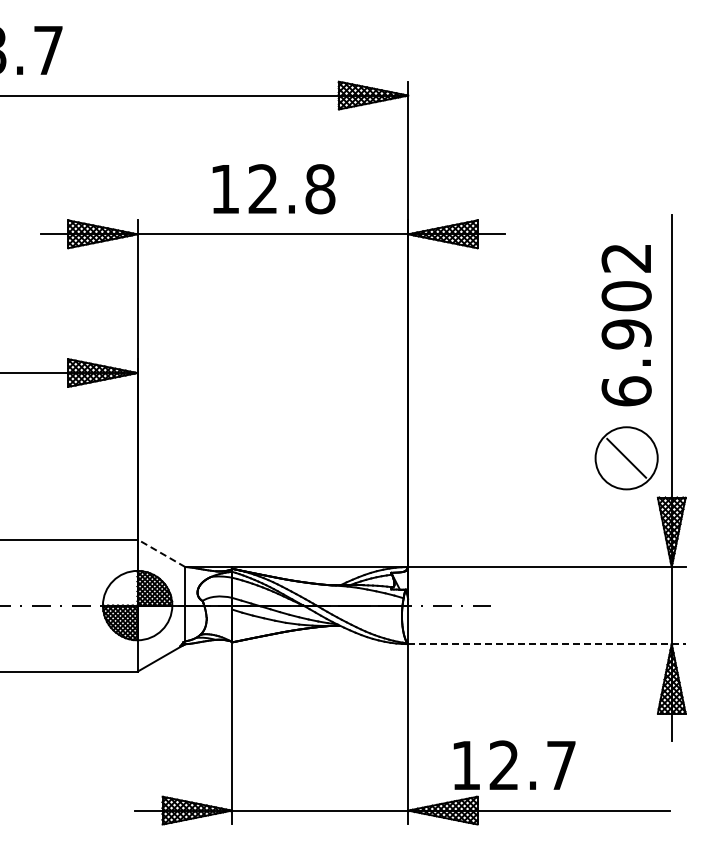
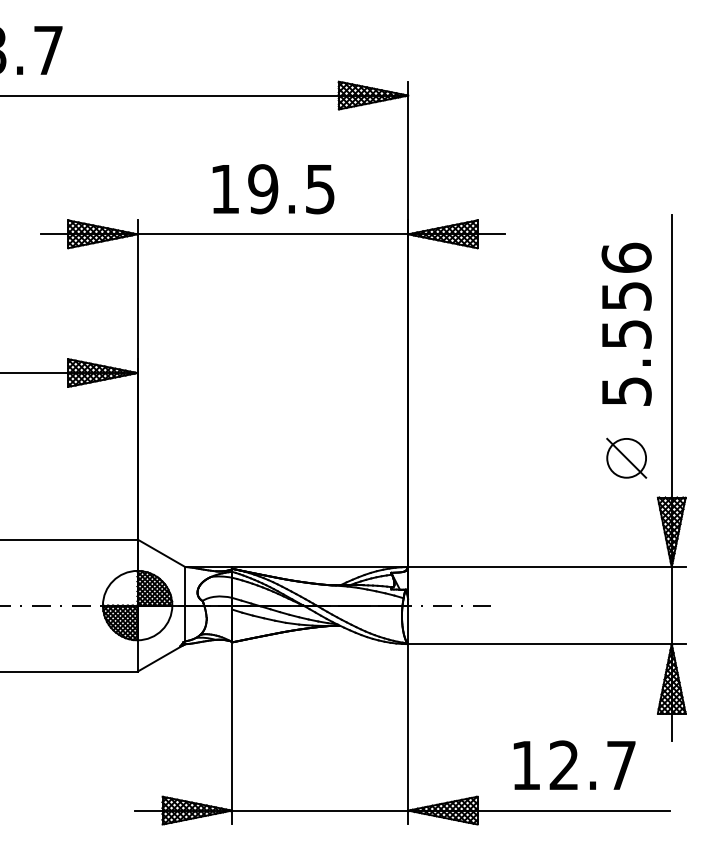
text: 12.8 -> 19.5 (291, 189)
text: 6.902 -> 5.556 (626, 324)
circle diameter: 62 px -> 39 px (626, 457)
line: dashed -> solid (161, 553)
line: dashed -> solid (546, 644)
text position: (514, 764) -> (574, 764) (574, 764)
